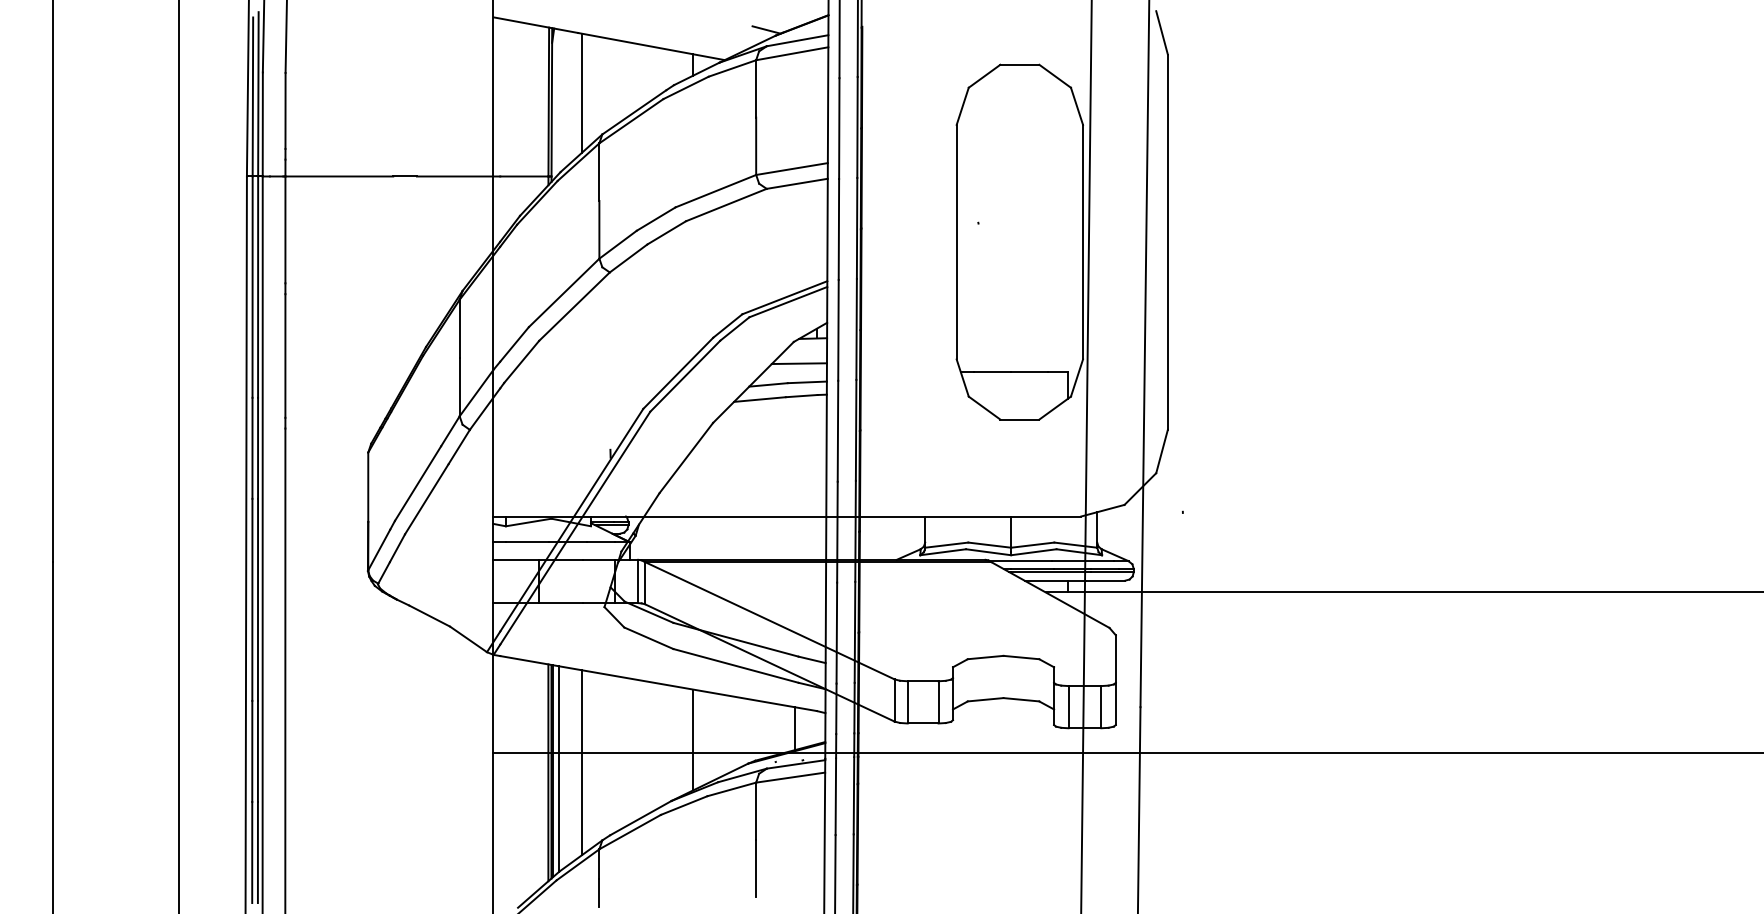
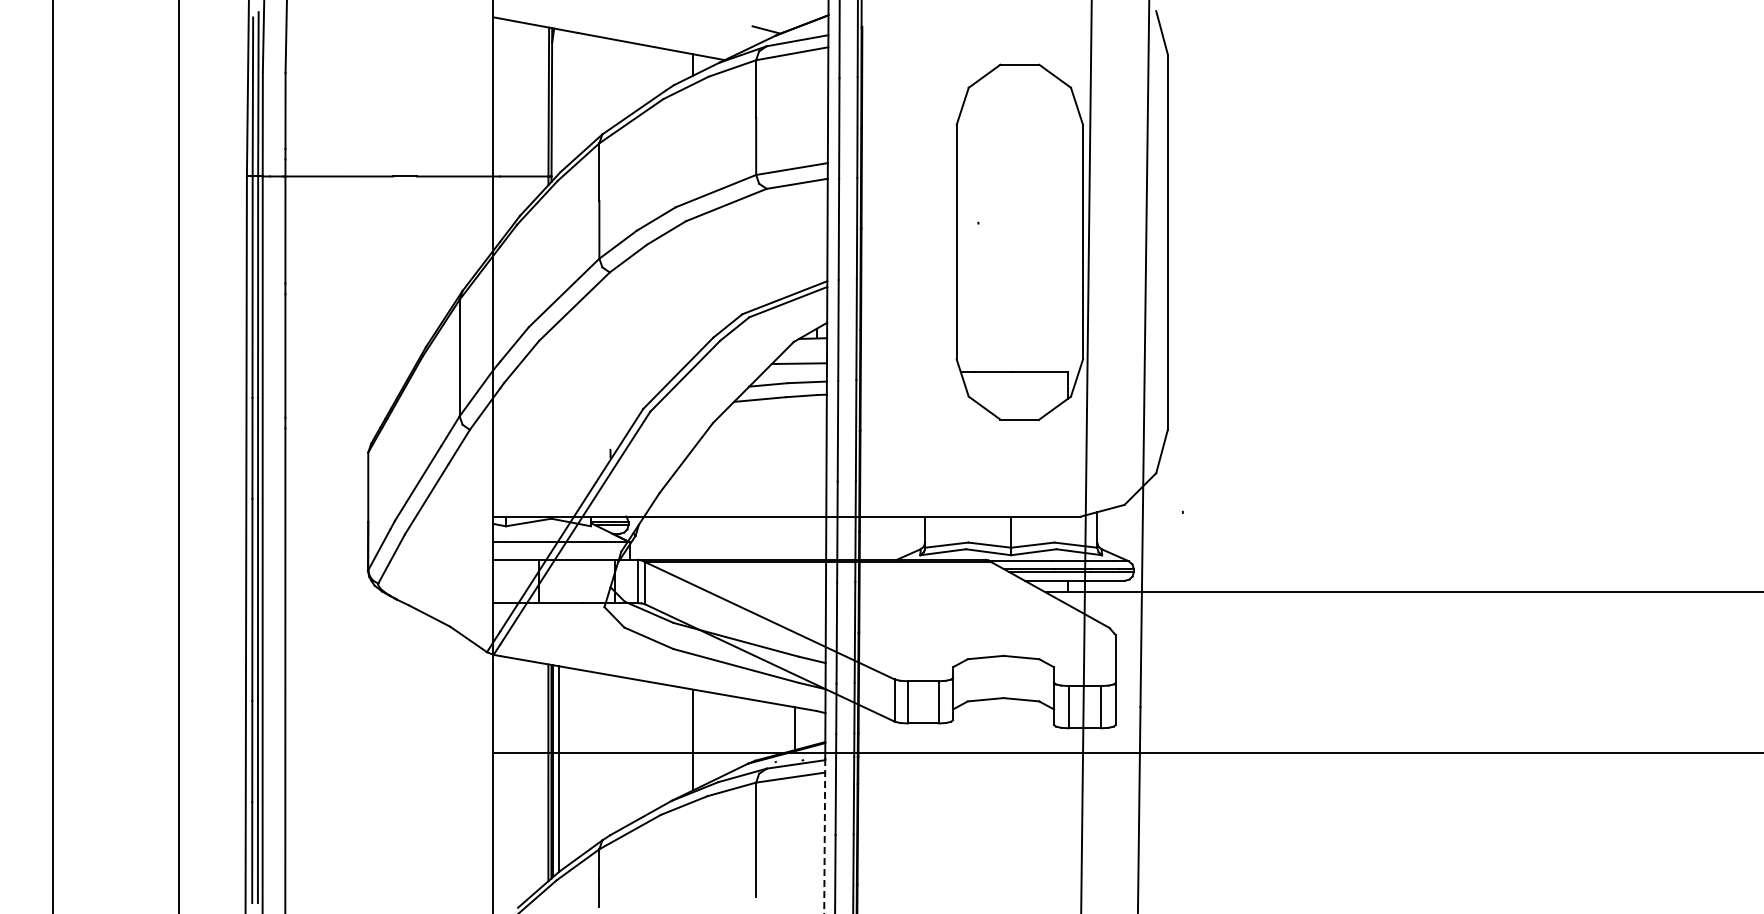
line: present -> none (581, 92)
line: present -> none (581, 762)
line: solid -> dashed (824, 836)
